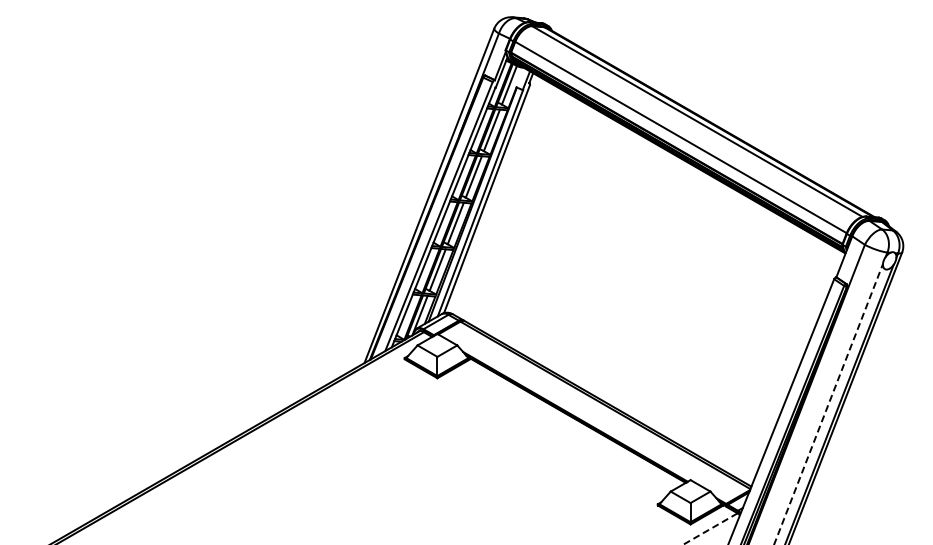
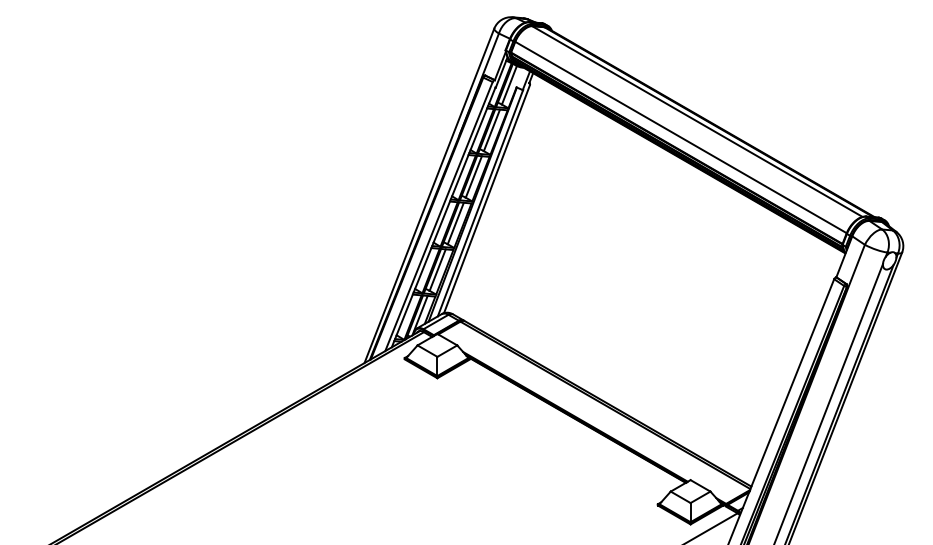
line: dashed -> solid (828, 403)
line: dashed -> solid (709, 529)
